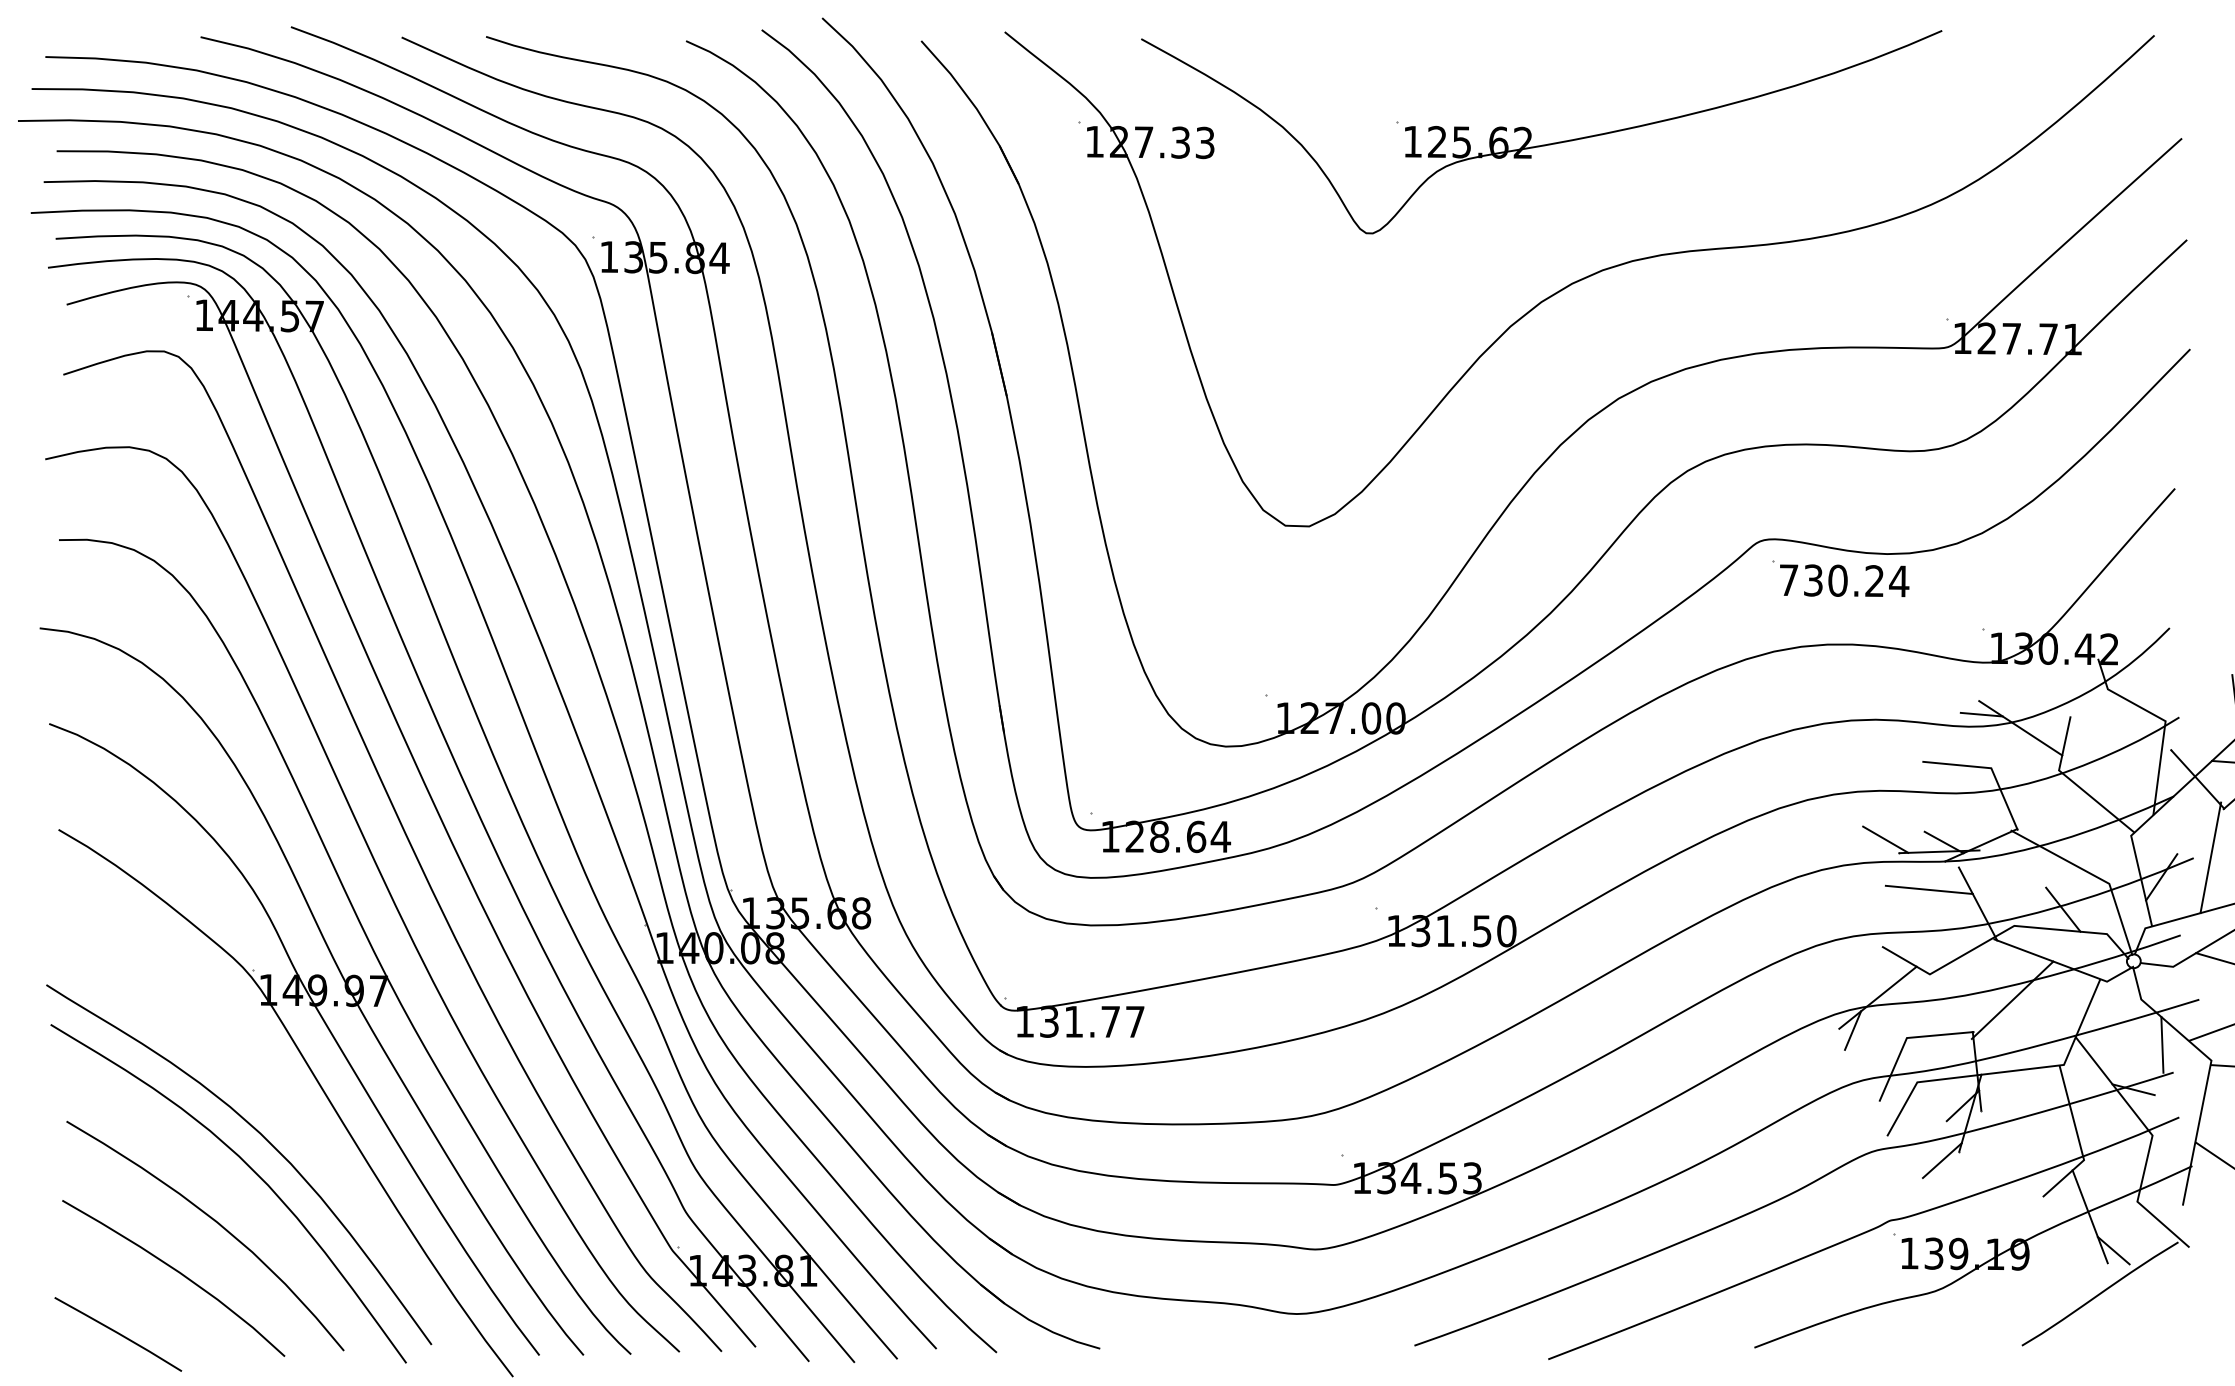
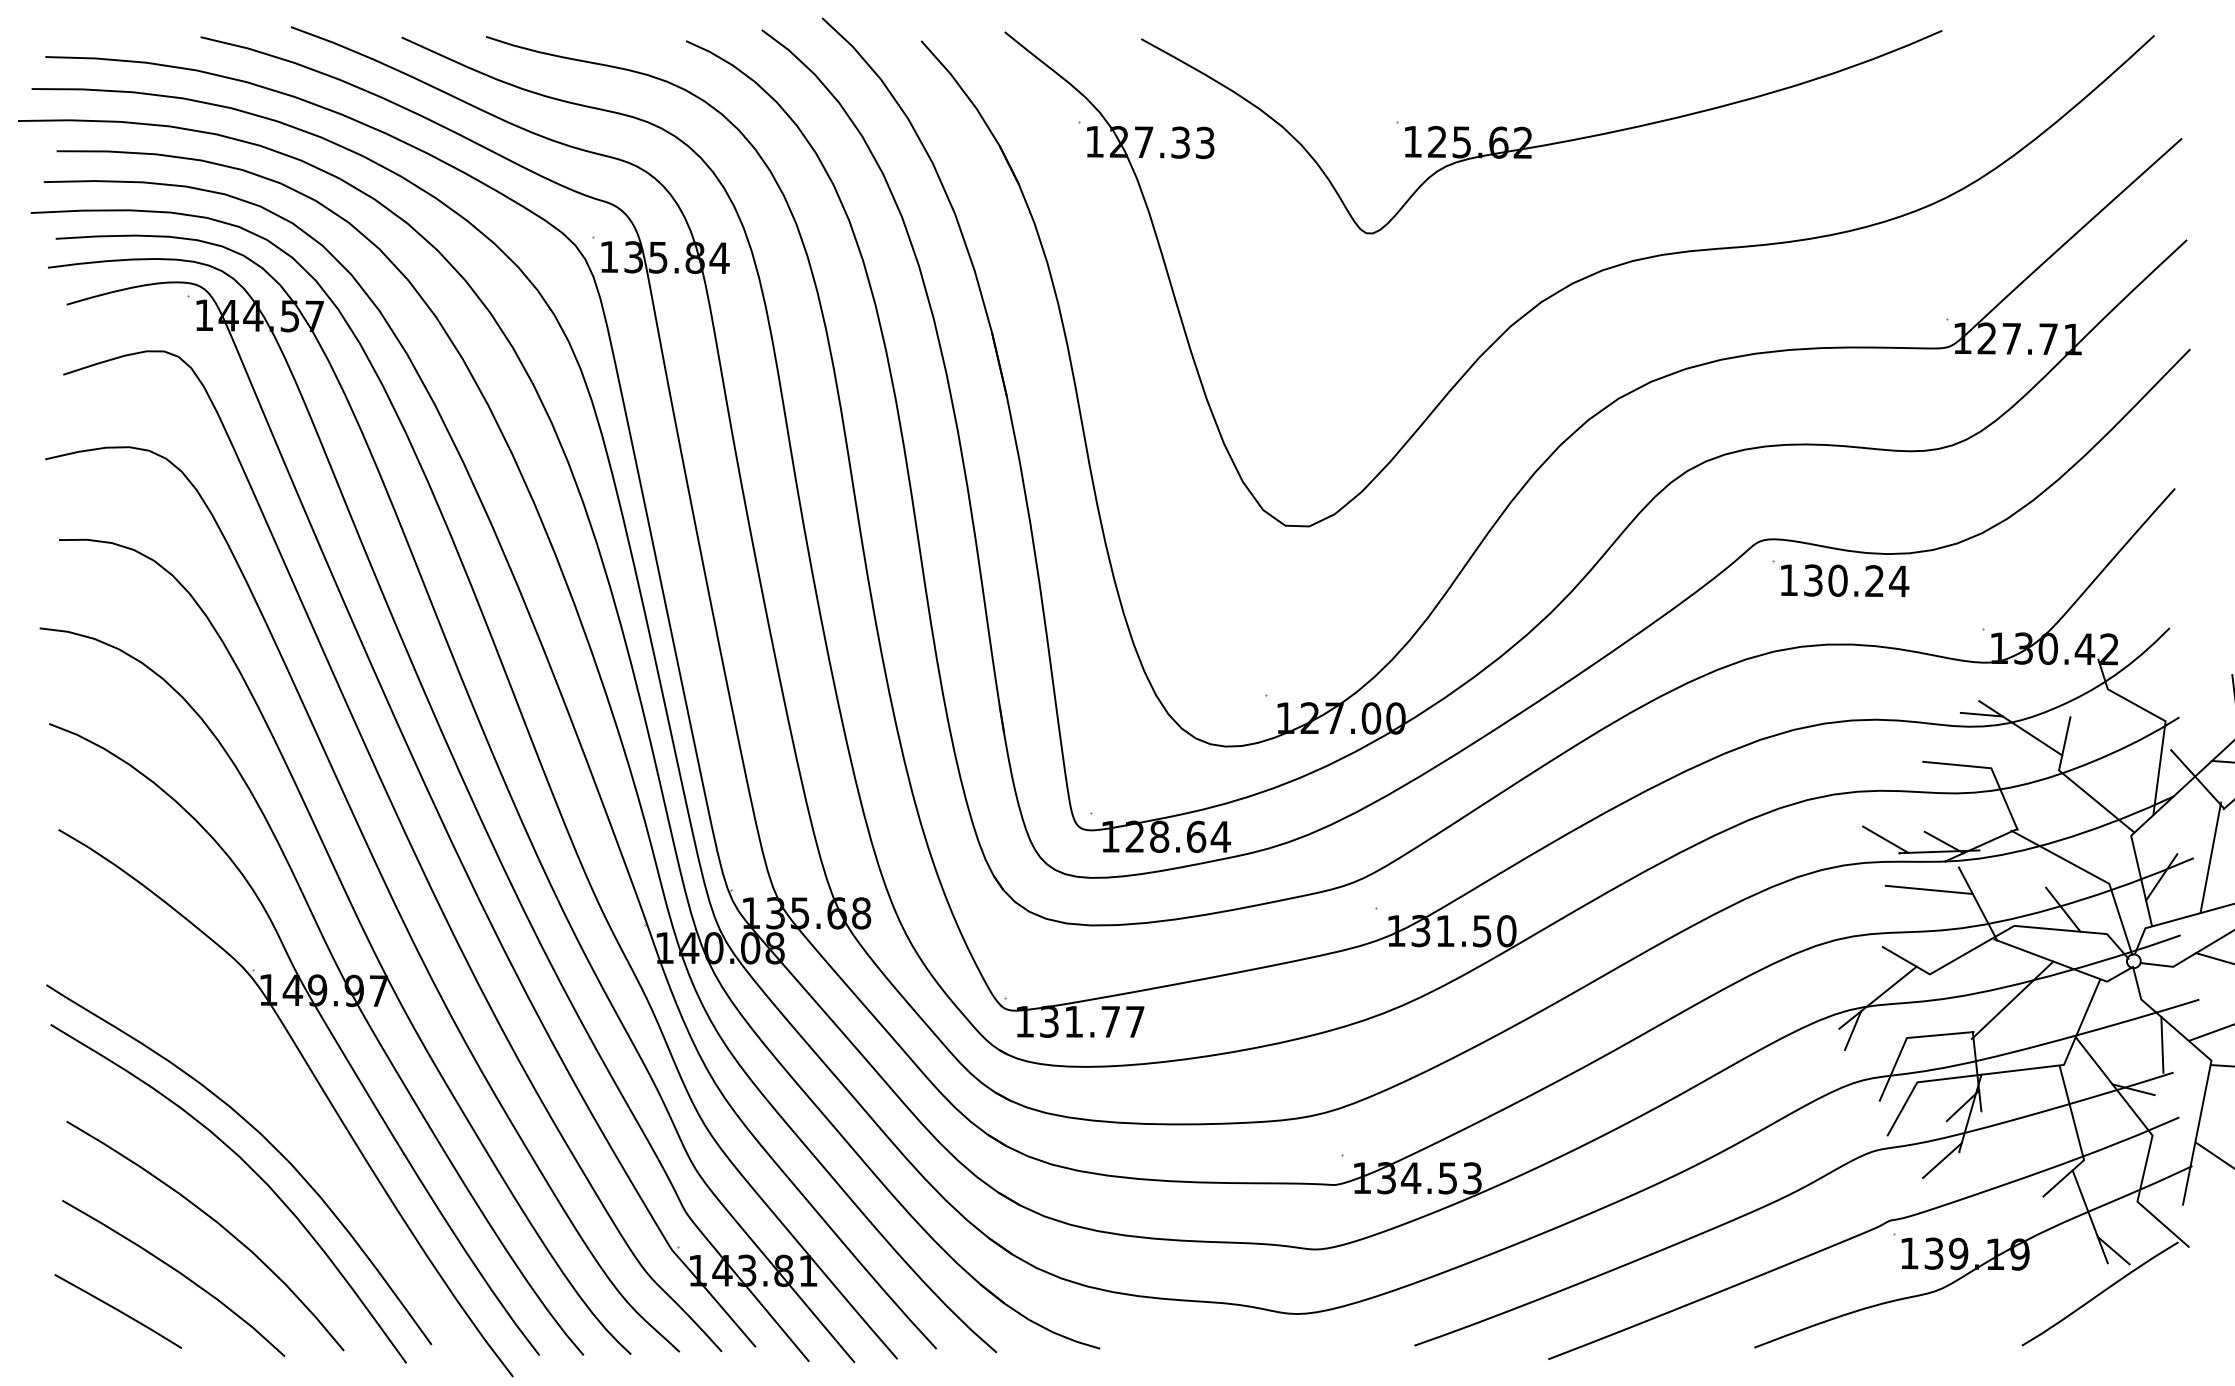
text: 730.24 -> 130.24 (1789, 579)
line position: (118, 1334) -> (118, 1311) (118, 1311)
